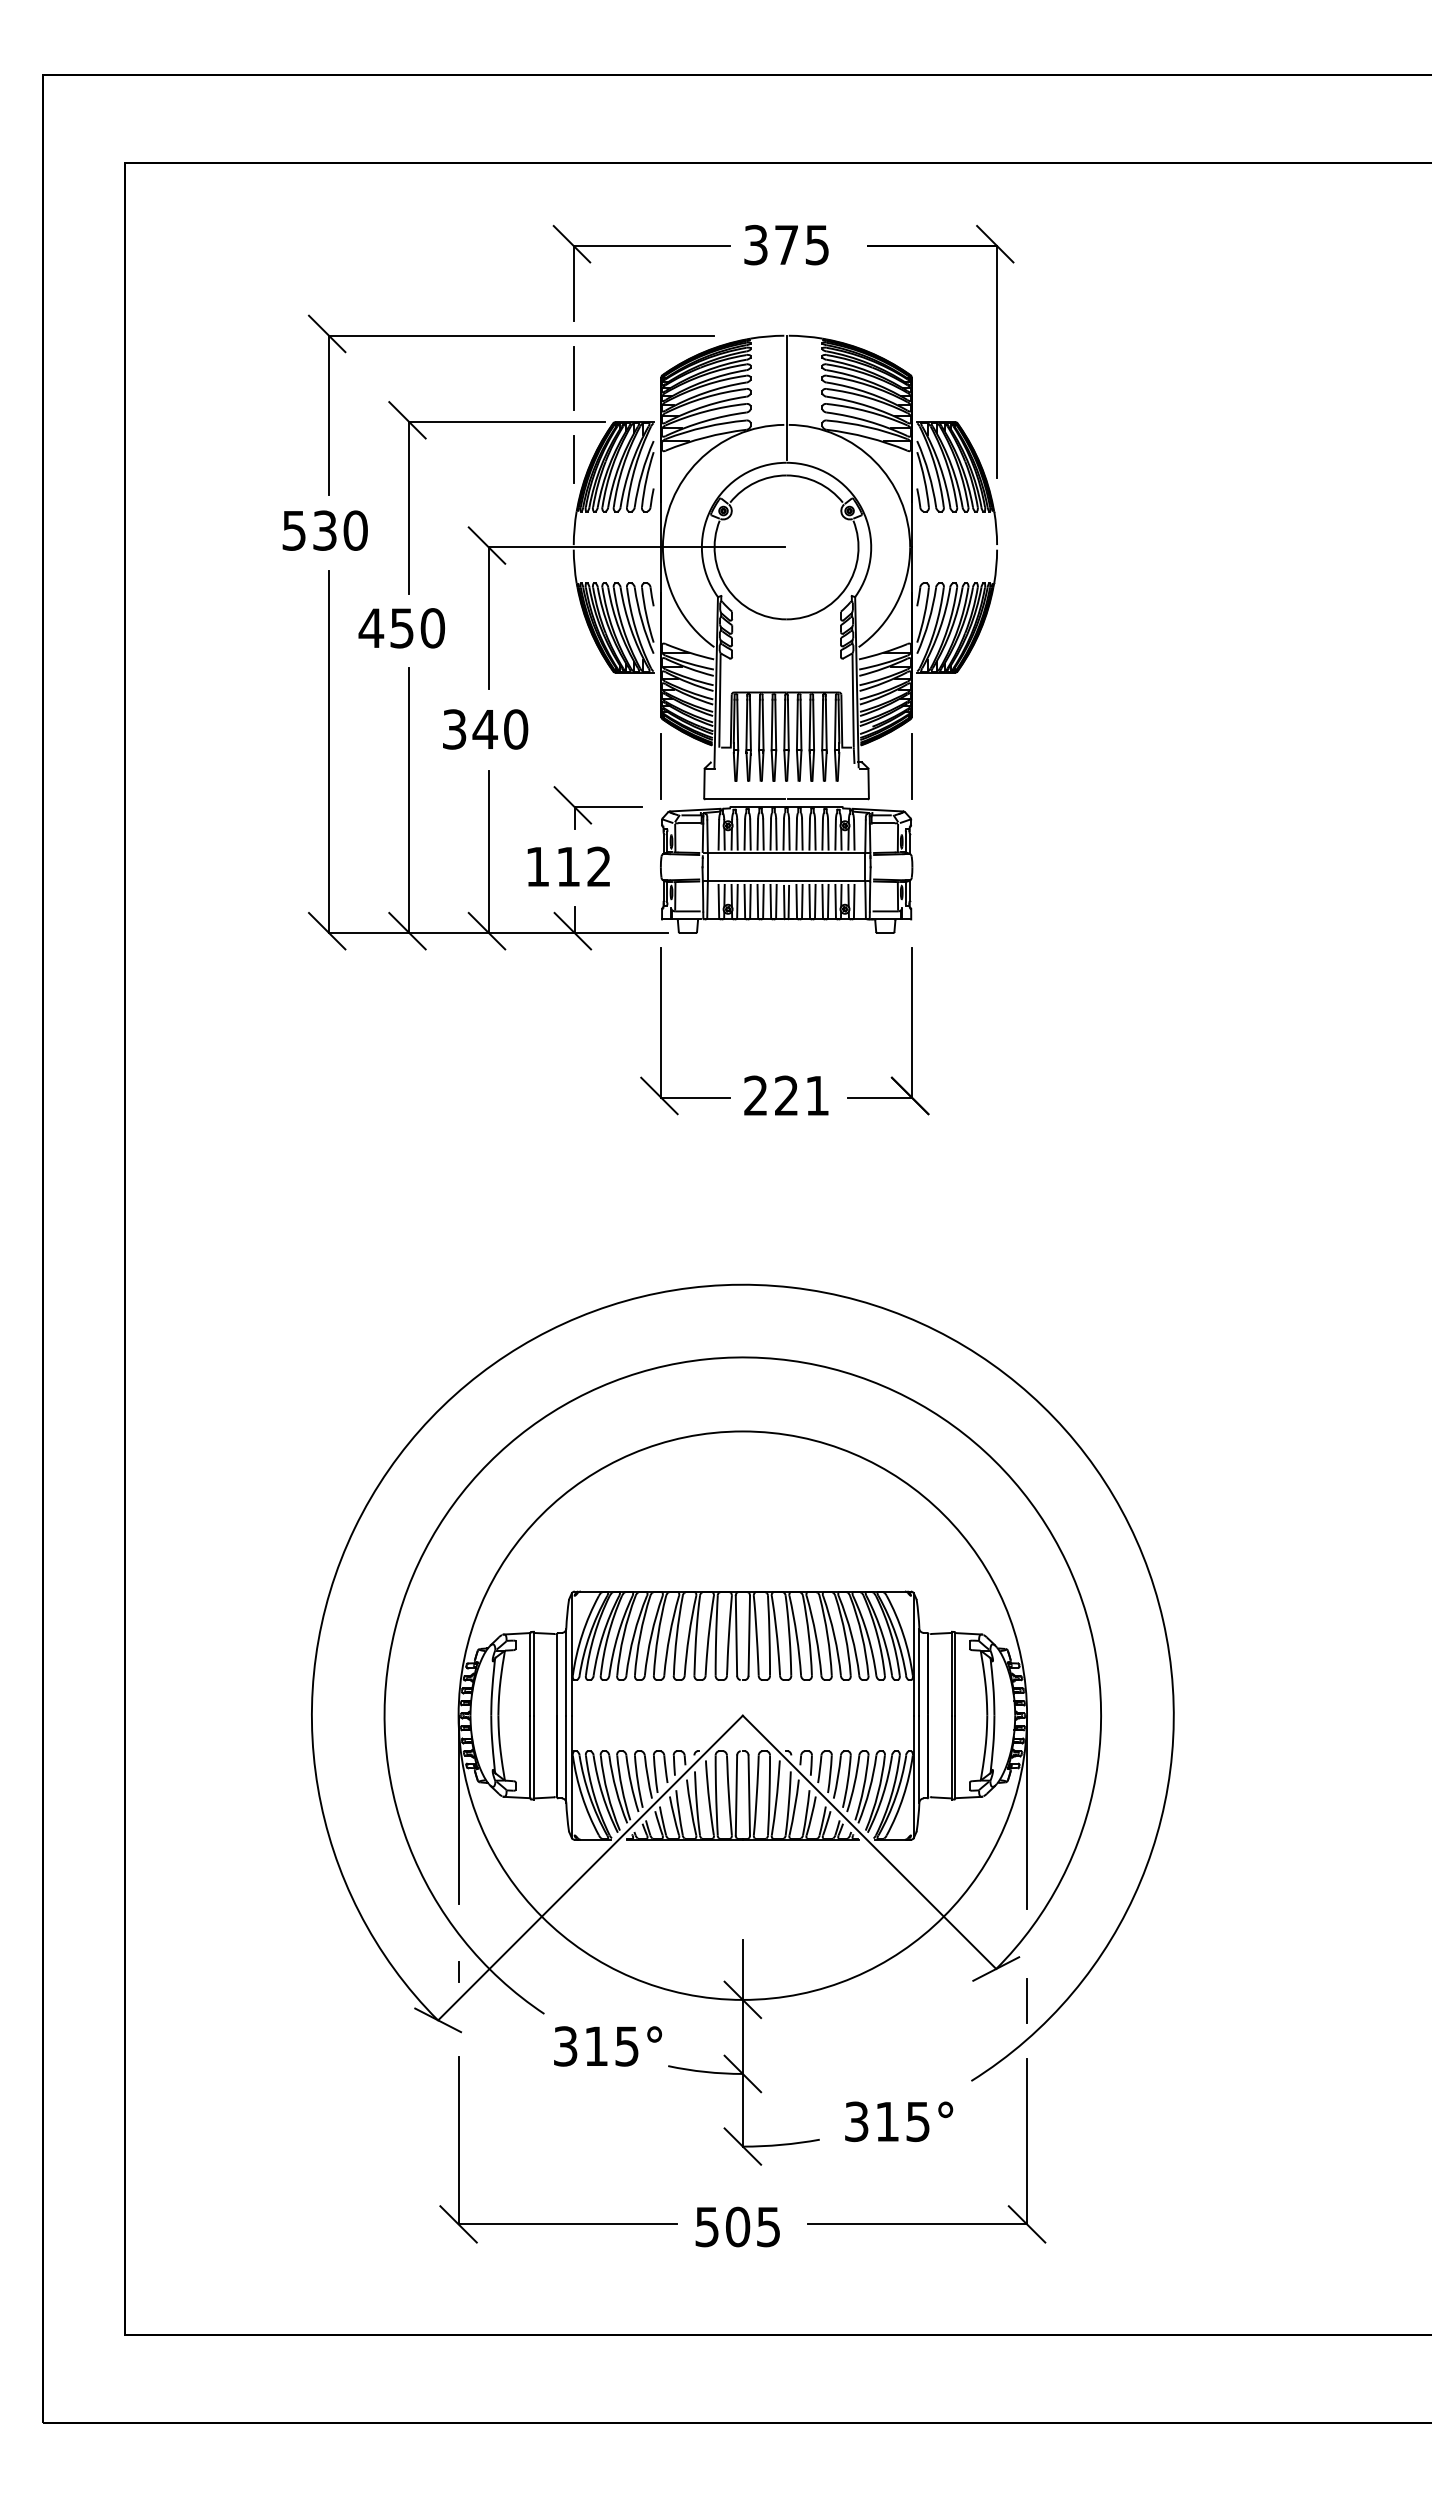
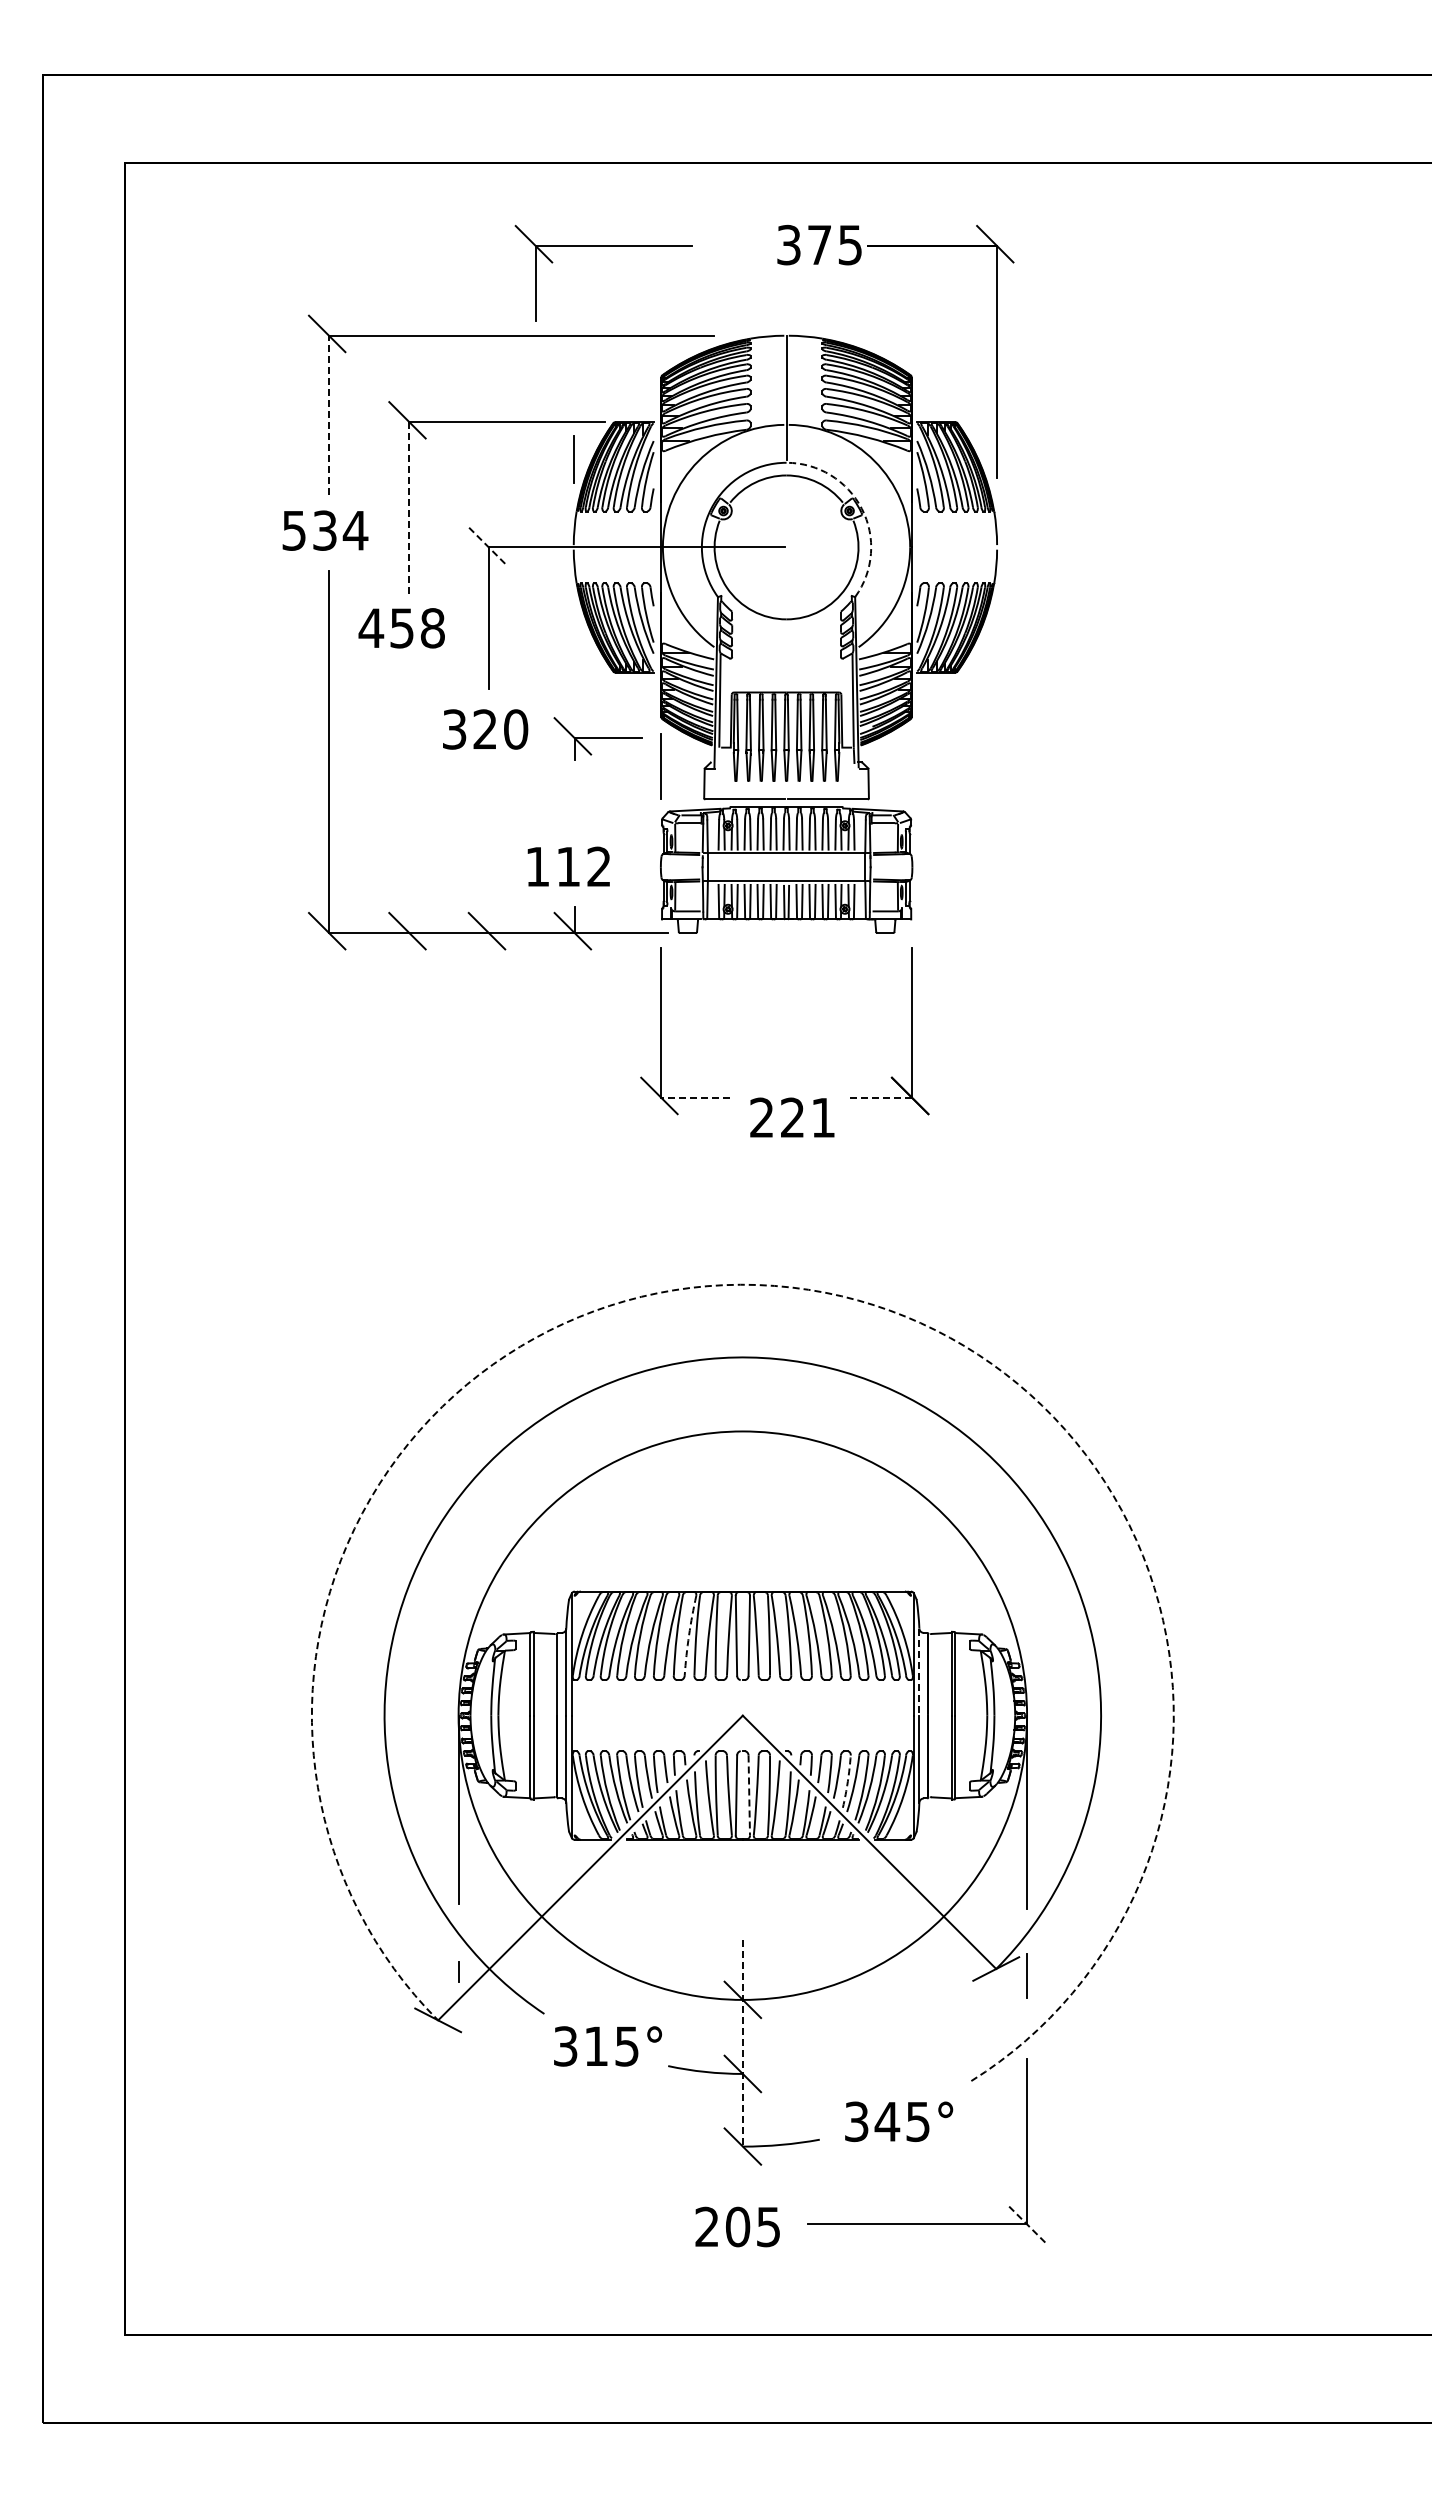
text position: (786, 244) -> (819, 244) (819, 244)
part position: (641, 246) -> (603, 246) (603, 246)
line: present -> none (573, 377)
line: solid -> dashed (329, 415)
line: solid -> dashed (409, 507)
arc: solid -> dashed (861, 508)
text: 530 -> 534 (355, 530)
line: solid -> dashed (487, 545)
text: 450 -> 458 (432, 628)
text: 340 -> 320 (484, 728)
line: present -> none (912, 766)
line: present -> none (409, 800)
part position: (597, 807) -> (597, 738) (597, 738)
line: present -> none (488, 852)
text position: (786, 1095) -> (792, 1117) (792, 1117)
line: solid -> dashed (695, 1097)
line: solid -> dashed (880, 1097)
arc: solid -> dashed (791, 1287)
arc: solid -> dashed (689, 1635)
line: solid -> dashed (919, 1672)
arc: solid -> dashed (847, 1781)
line: solid -> dashed (749, 1795)
line position: (1026, 2000) -> (1026, 1975) (1026, 1975)
line: solid -> dashed (742, 2043)
text: 315° -> 345° (887, 2121)
part: present -> none (558, 2223)
line: solid -> dashed (1027, 2224)
text: 505 -> 205 (706, 2226)
